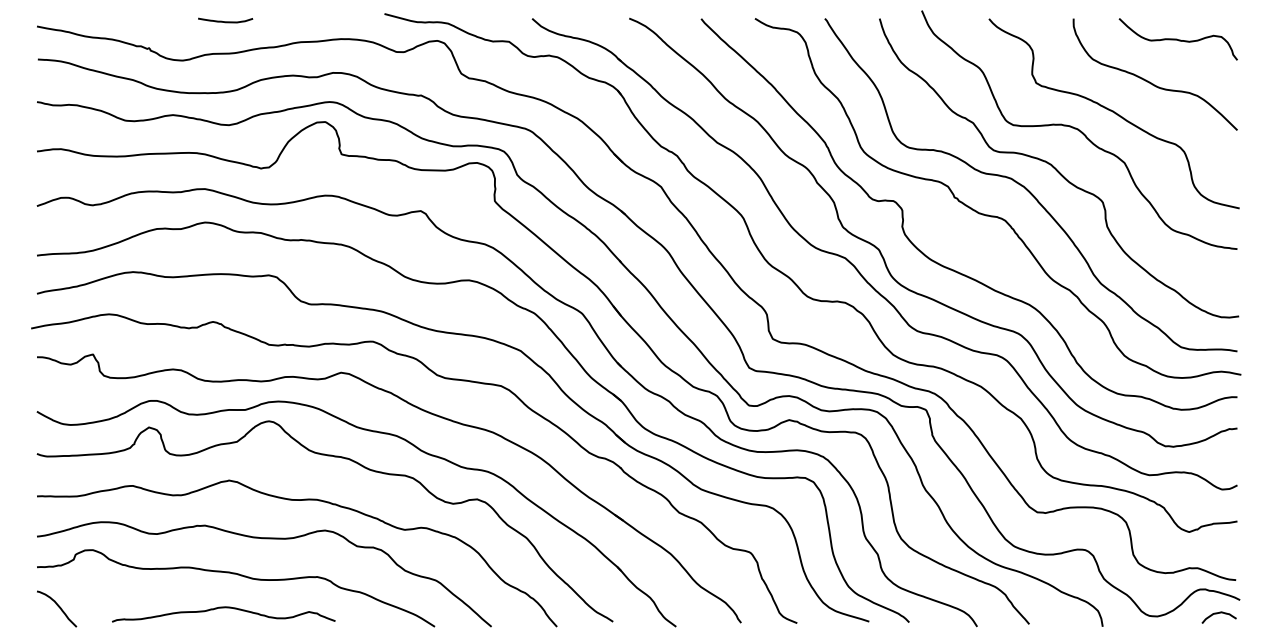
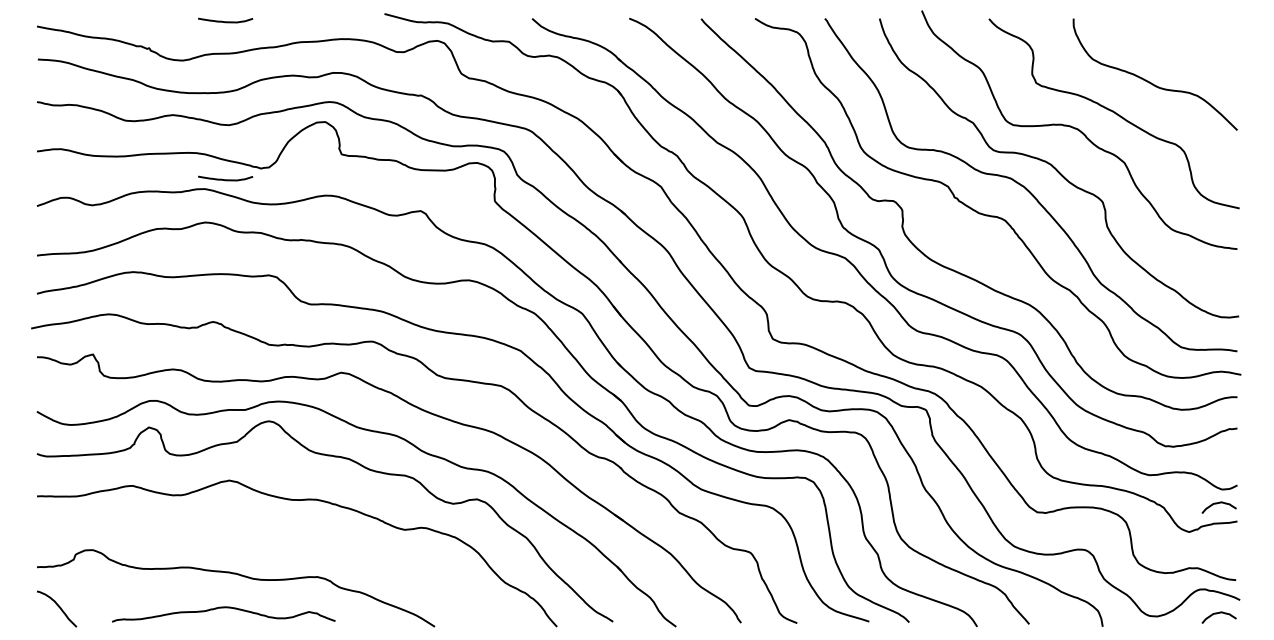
curve: present -> none (1177, 39)
curve: none -> present (225, 179)
curve: none -> present (1217, 504)
curve: present -> none (264, 539)
